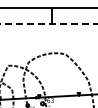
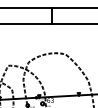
line: dashed -> solid (48, 23)
